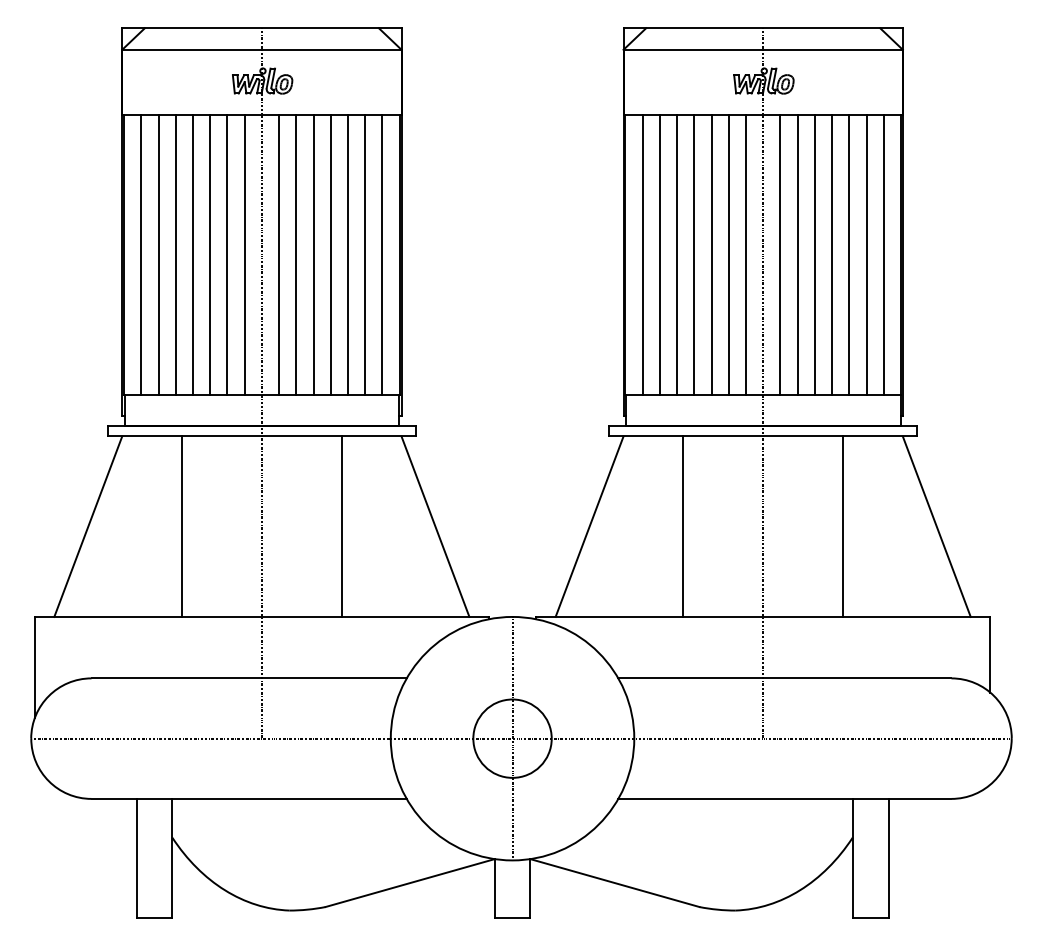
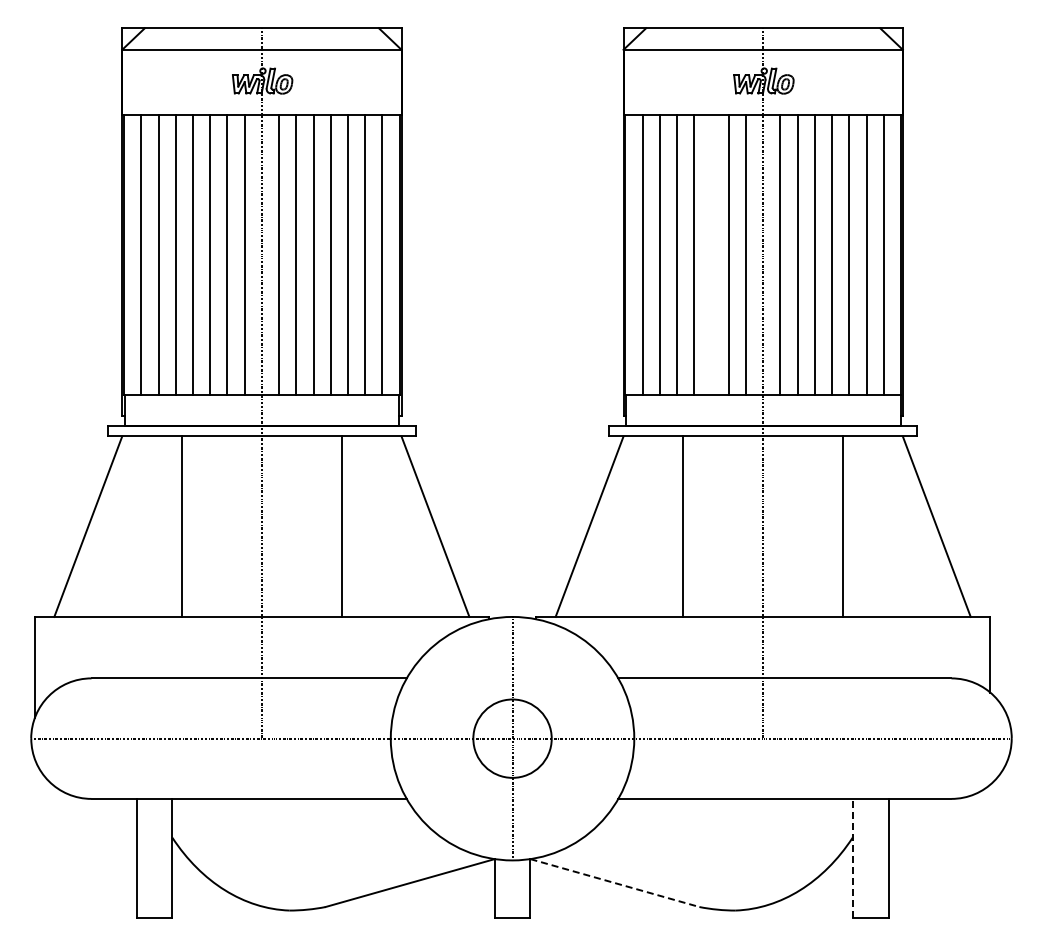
line: present -> none (711, 254)
line: solid -> dashed (852, 857)
line: solid -> dashed (614, 883)
